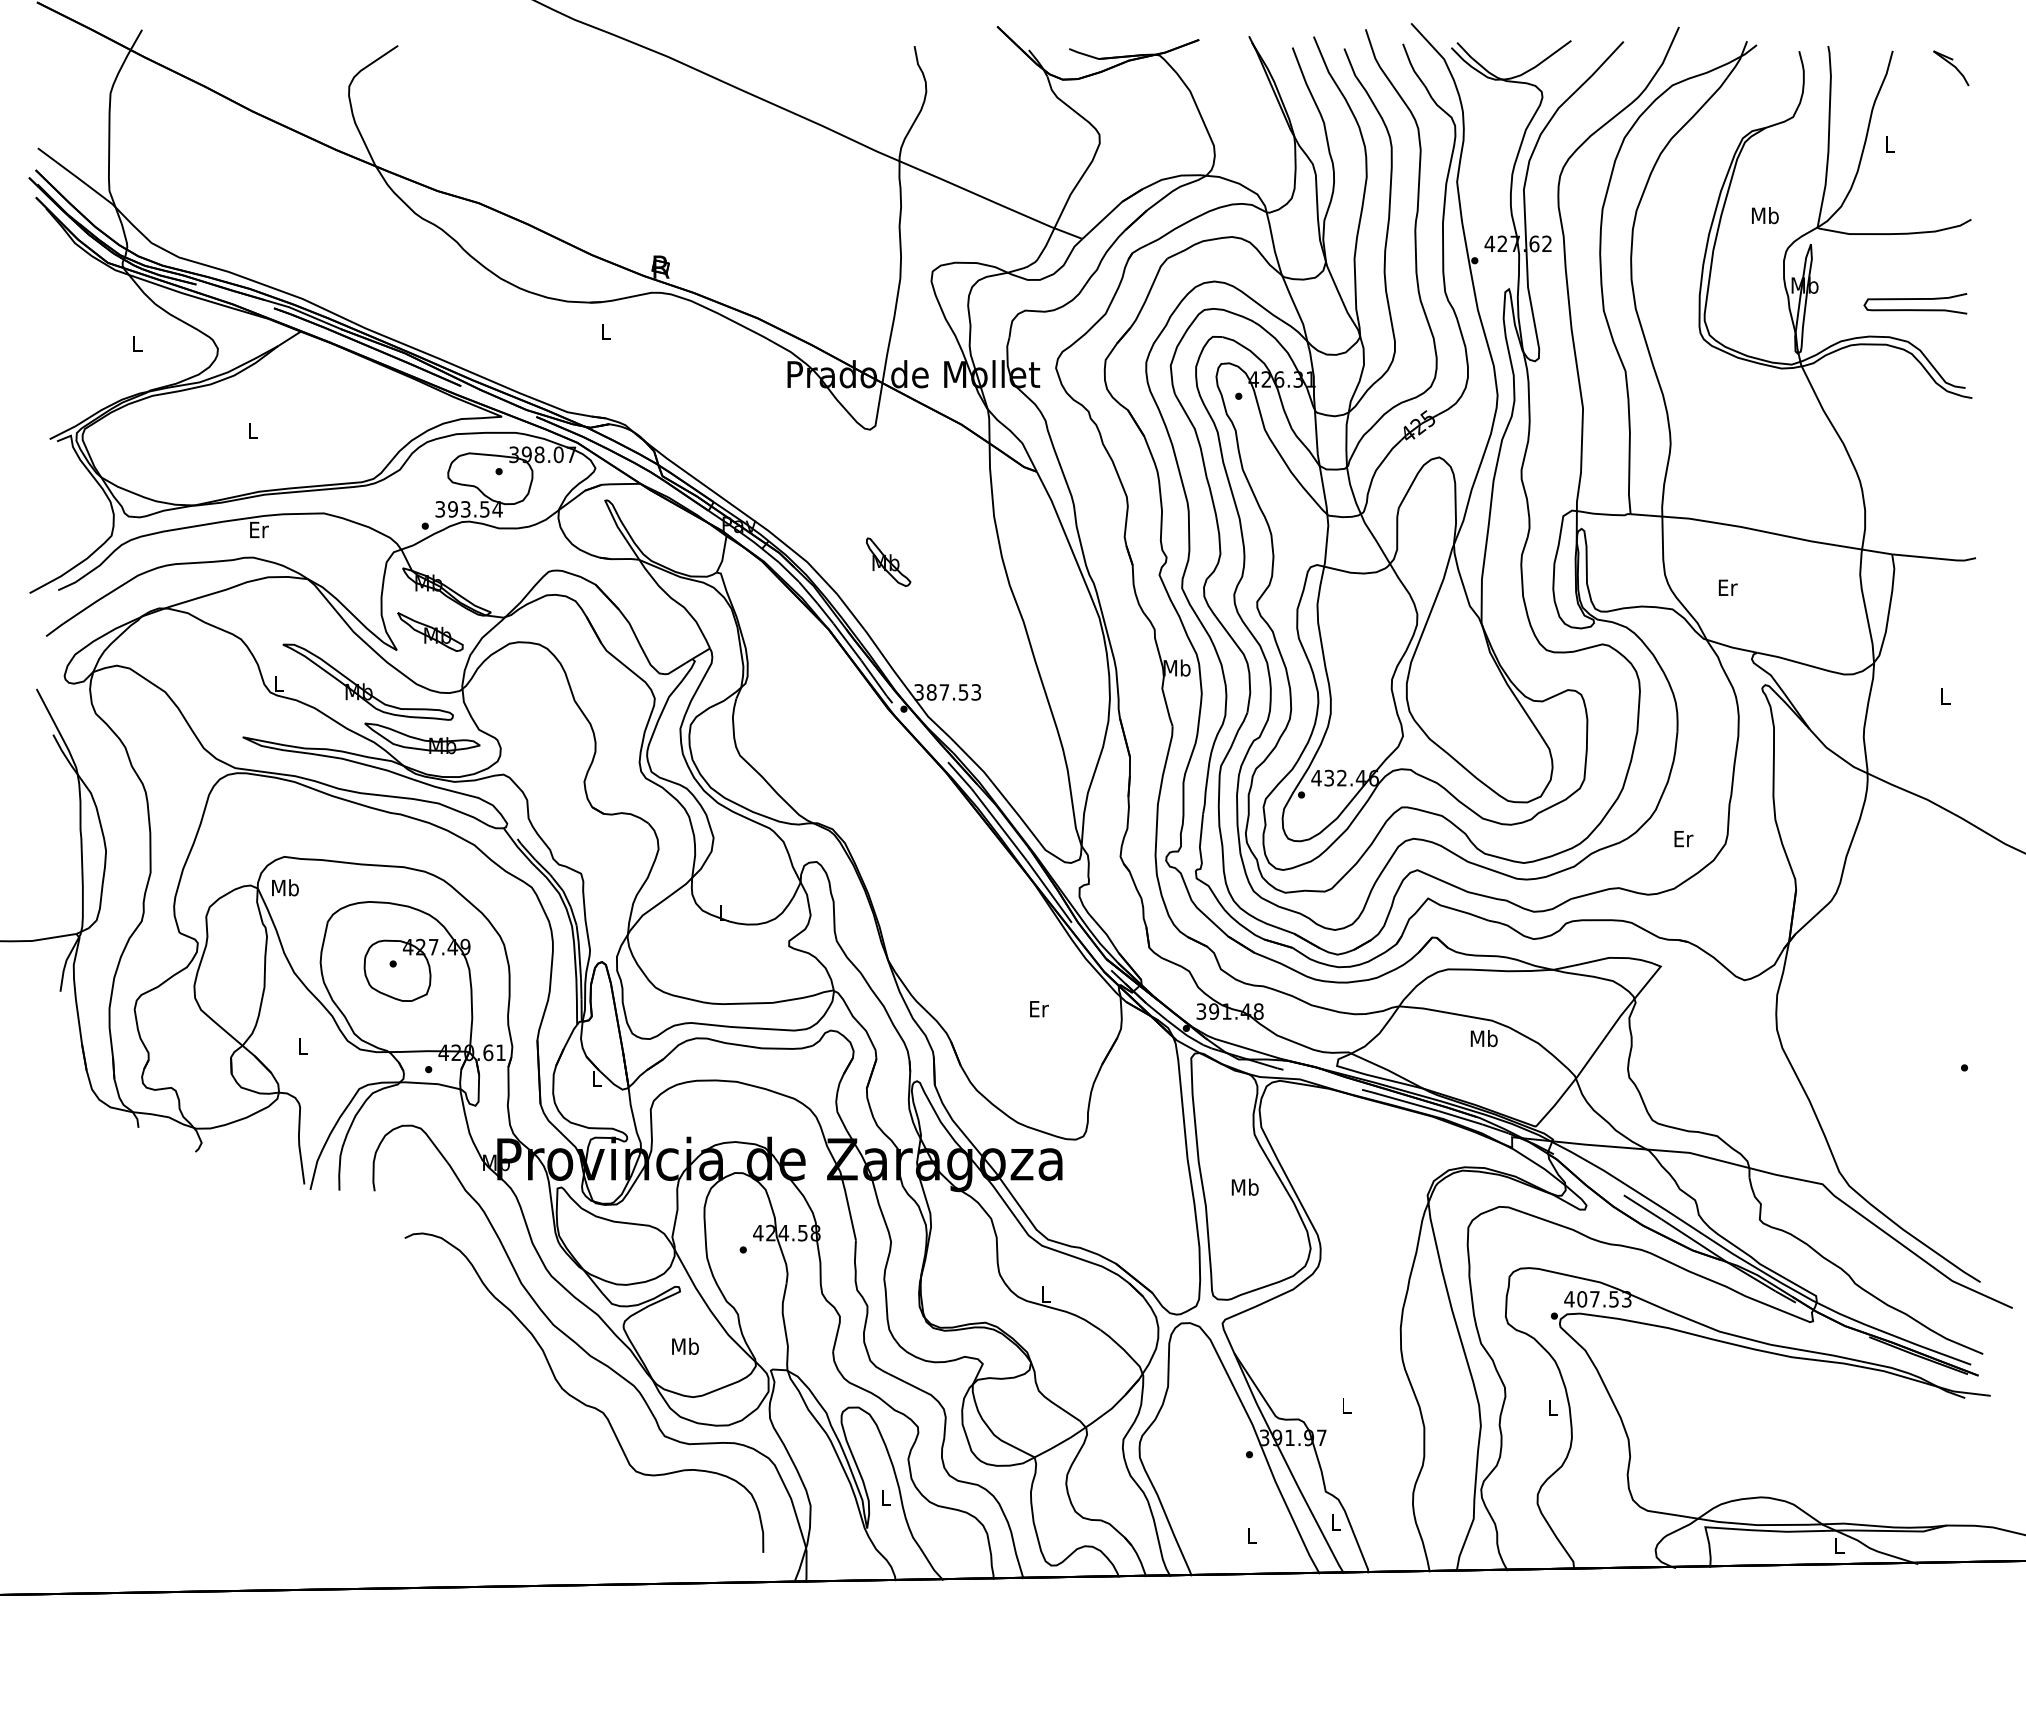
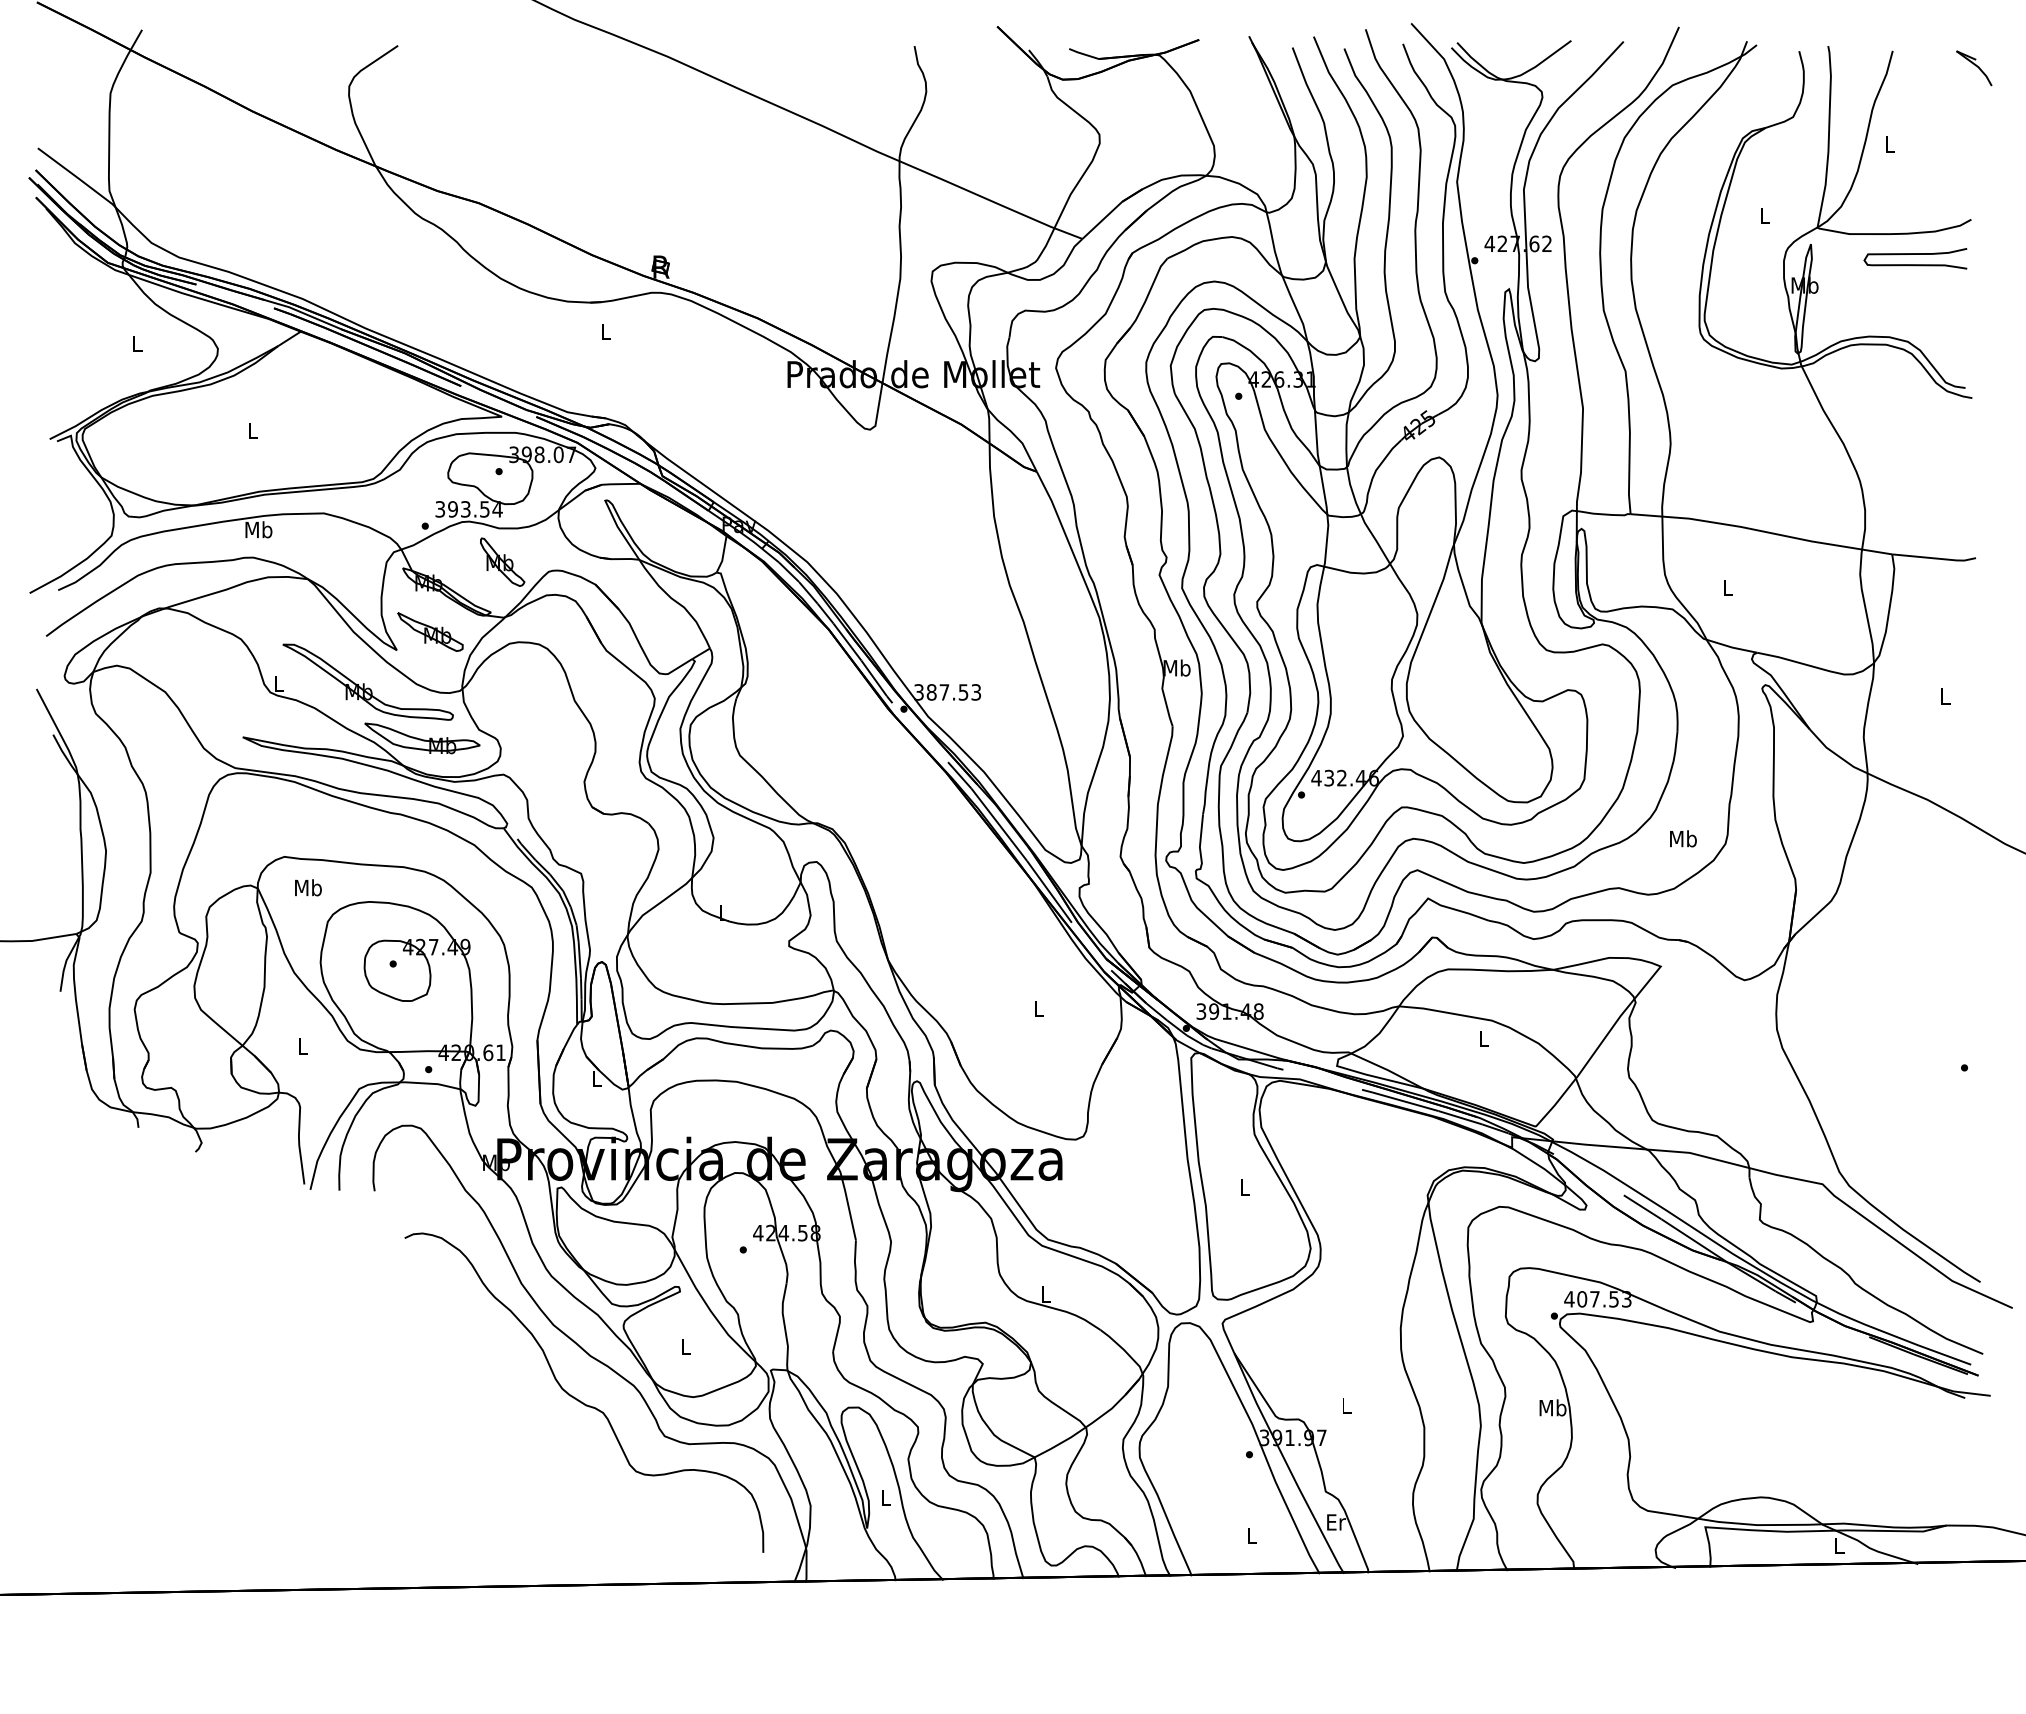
part position: (1951, 68) -> (1974, 68) (1974, 68)
text: Mb -> L (1765, 215)
curve position: (1915, 299) -> (1915, 254) (1915, 254)
text: Er -> Mb (258, 529)
part position: (888, 561) -> (502, 561) (502, 561)
text: Er -> L (1727, 587)
text: Er -> Mb (1683, 838)
text position: (285, 887) -> (308, 887) (308, 887)
text: Er -> L (1039, 1009)
text: Mb -> L (1483, 1038)
text: Mb -> L (1244, 1186)
text: Mb -> L (685, 1345)
text: L -> Mb (1552, 1407)
text: L -> Er (1336, 1522)
